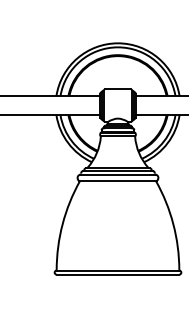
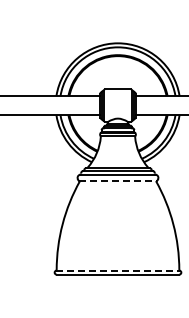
line: solid -> dashed (117, 181)
line: solid -> dashed (117, 270)
